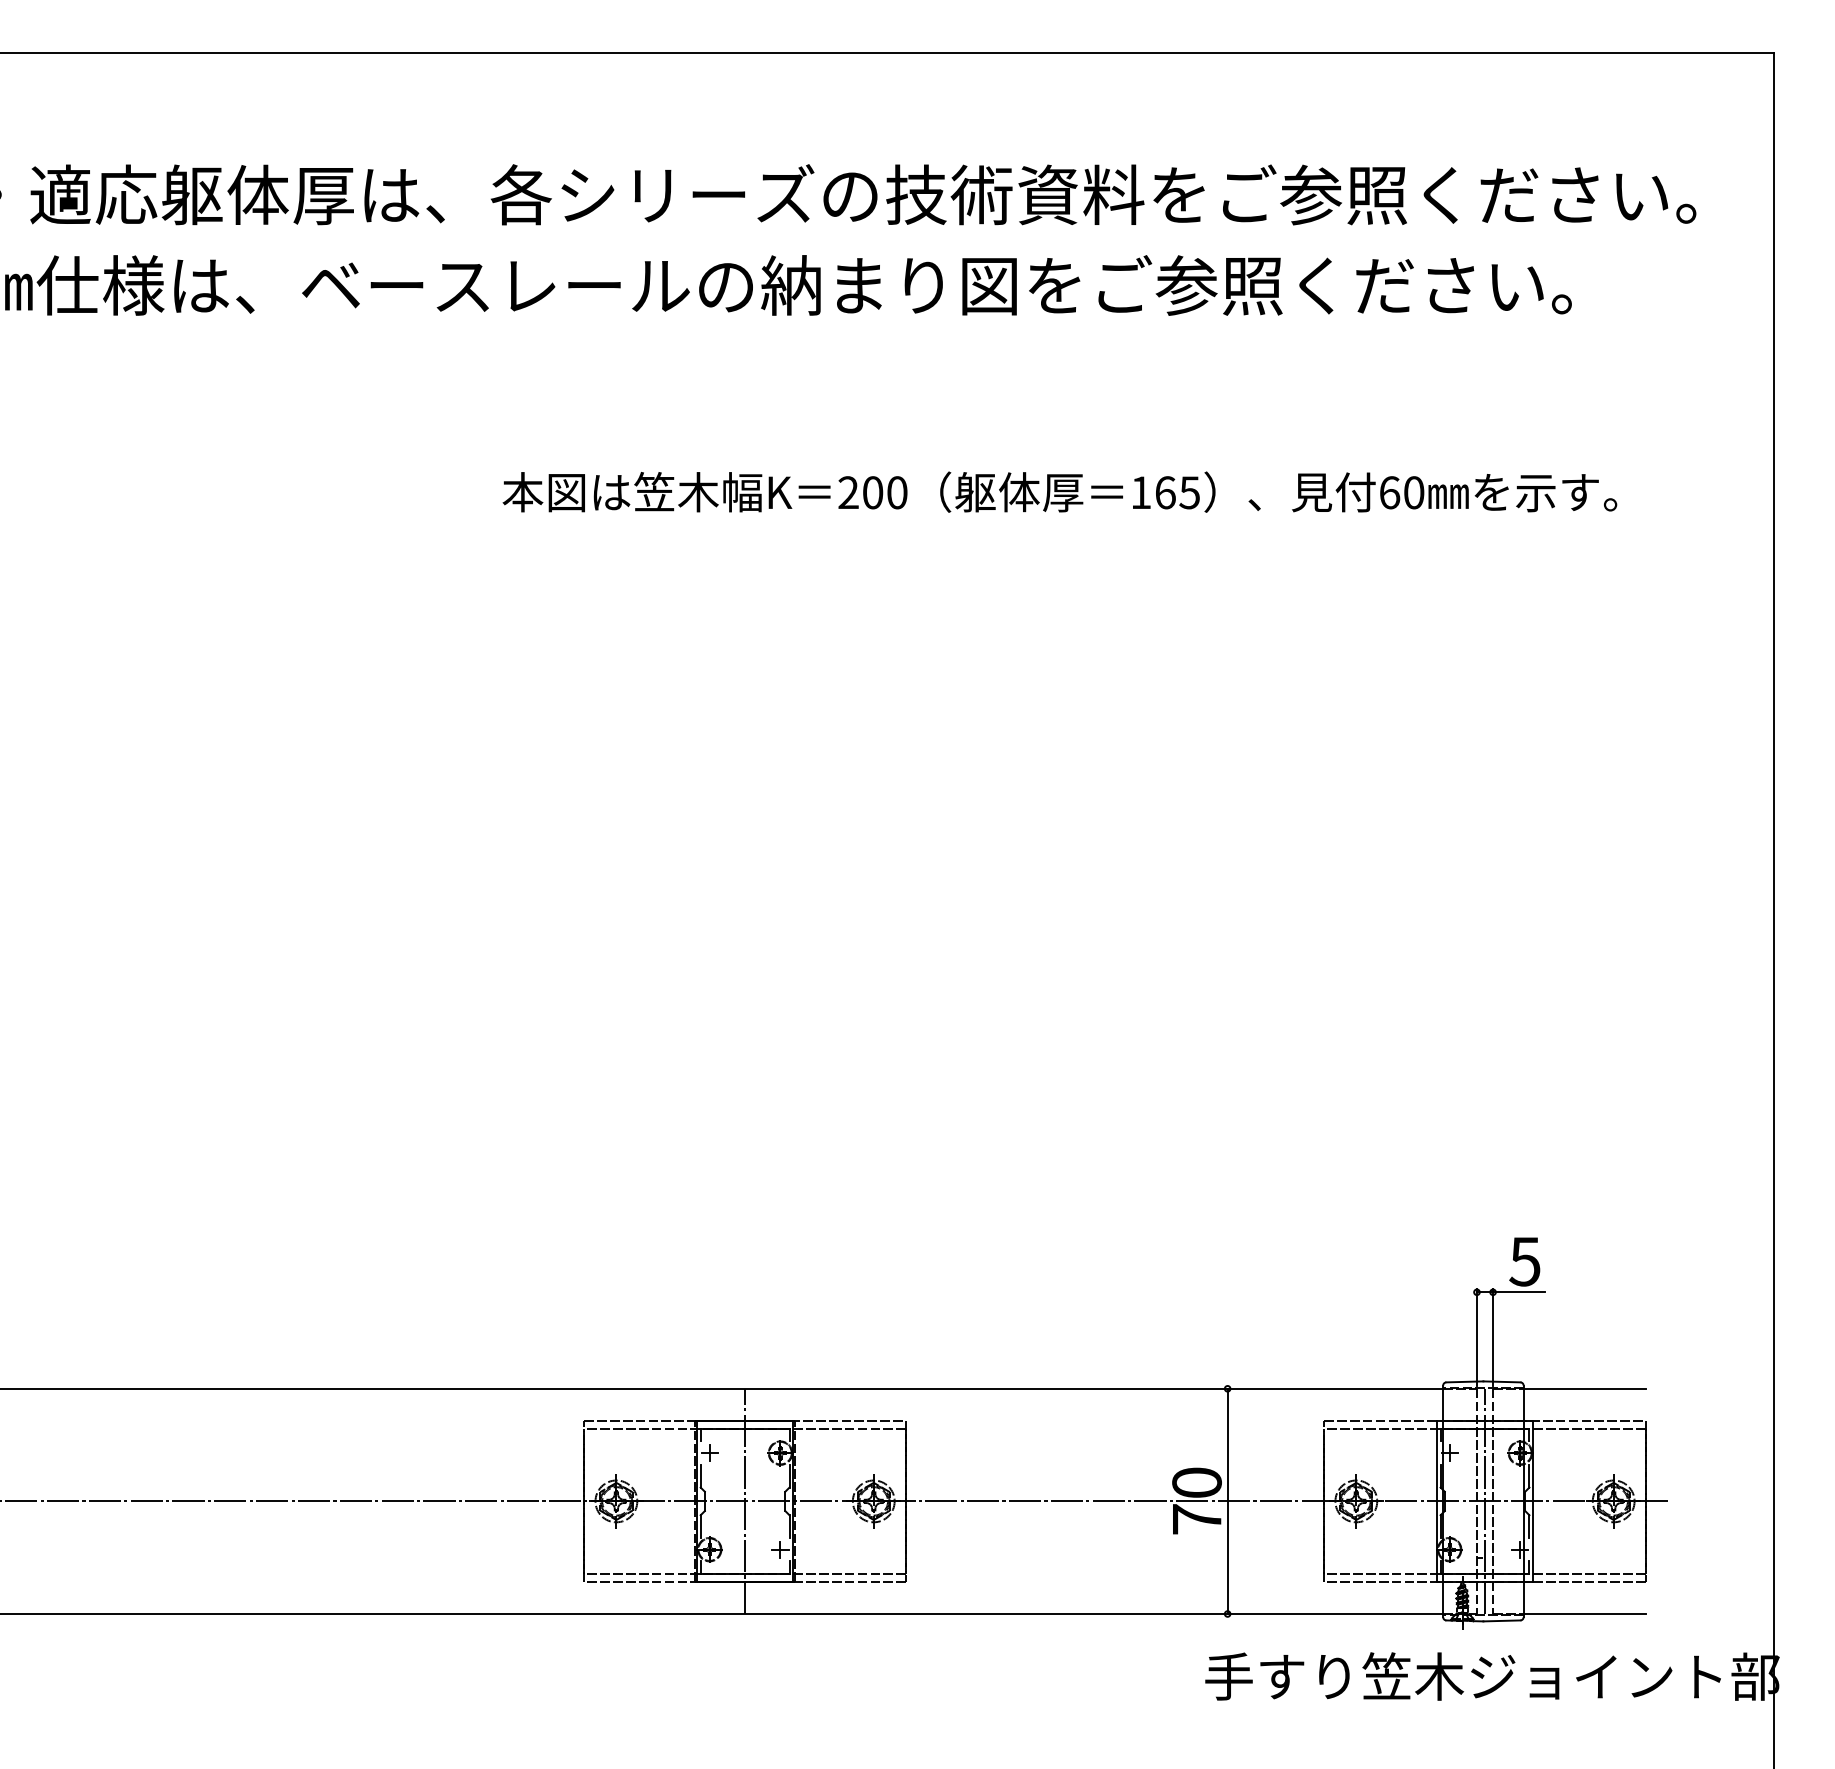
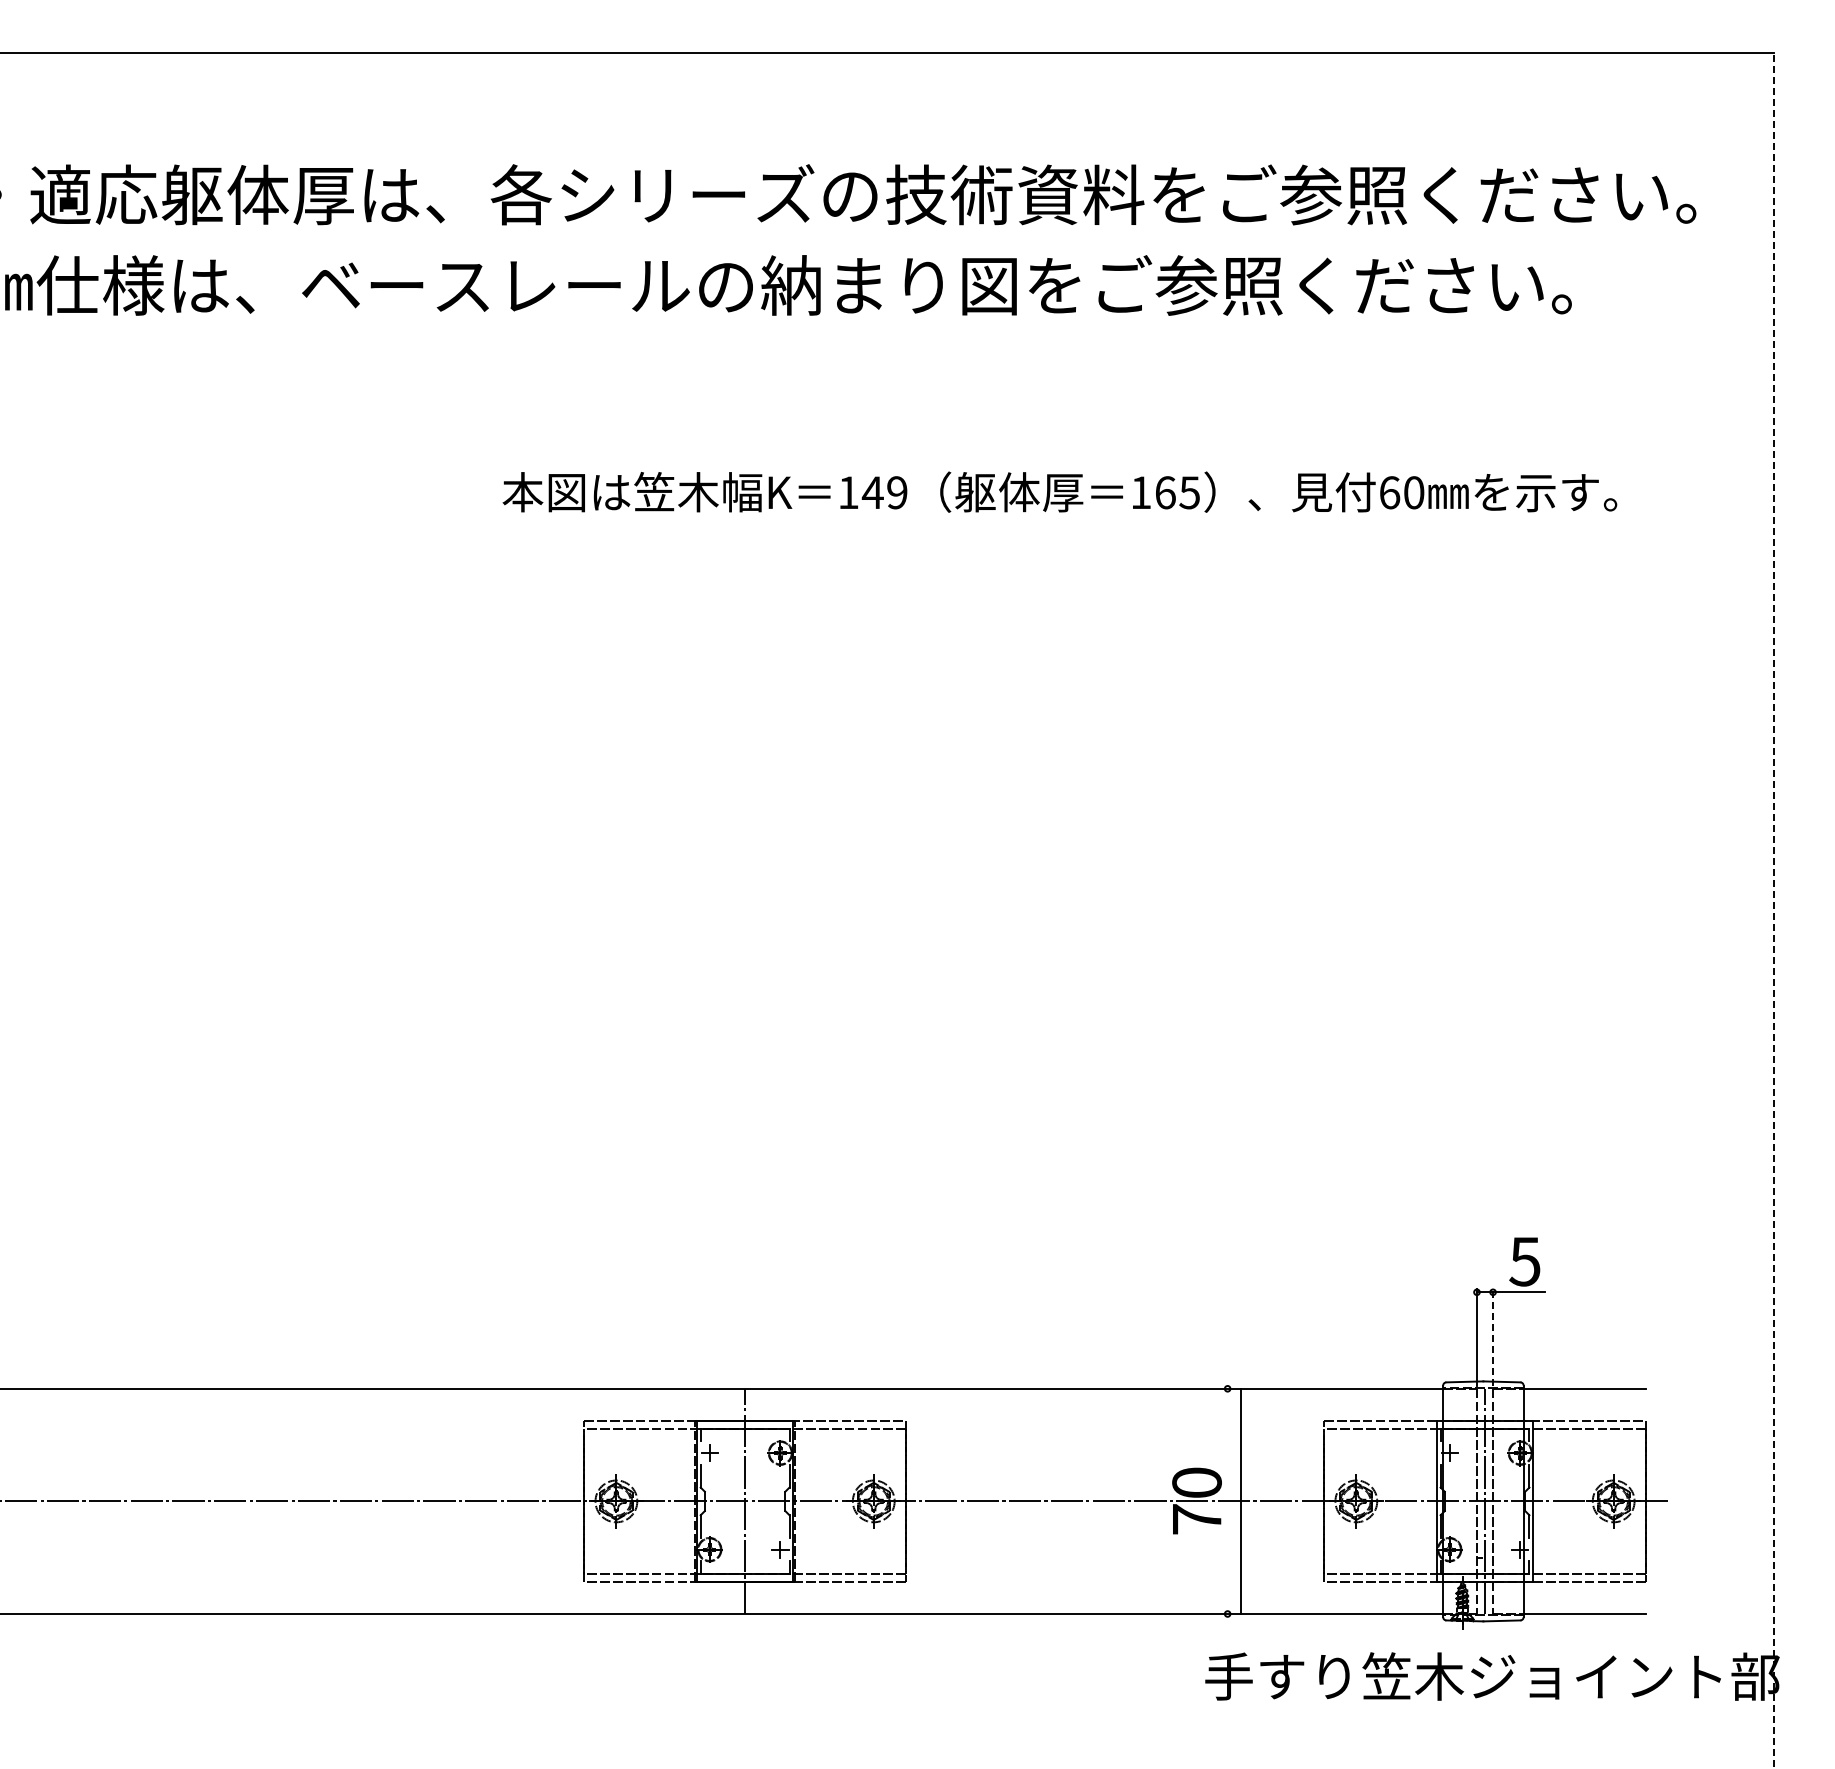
text: 200 -> 149 (872, 492)
line: solid -> dashed (1773, 910)
line: solid -> dashed (1493, 1336)
line position: (1227, 1501) -> (1240, 1501) (1240, 1501)
